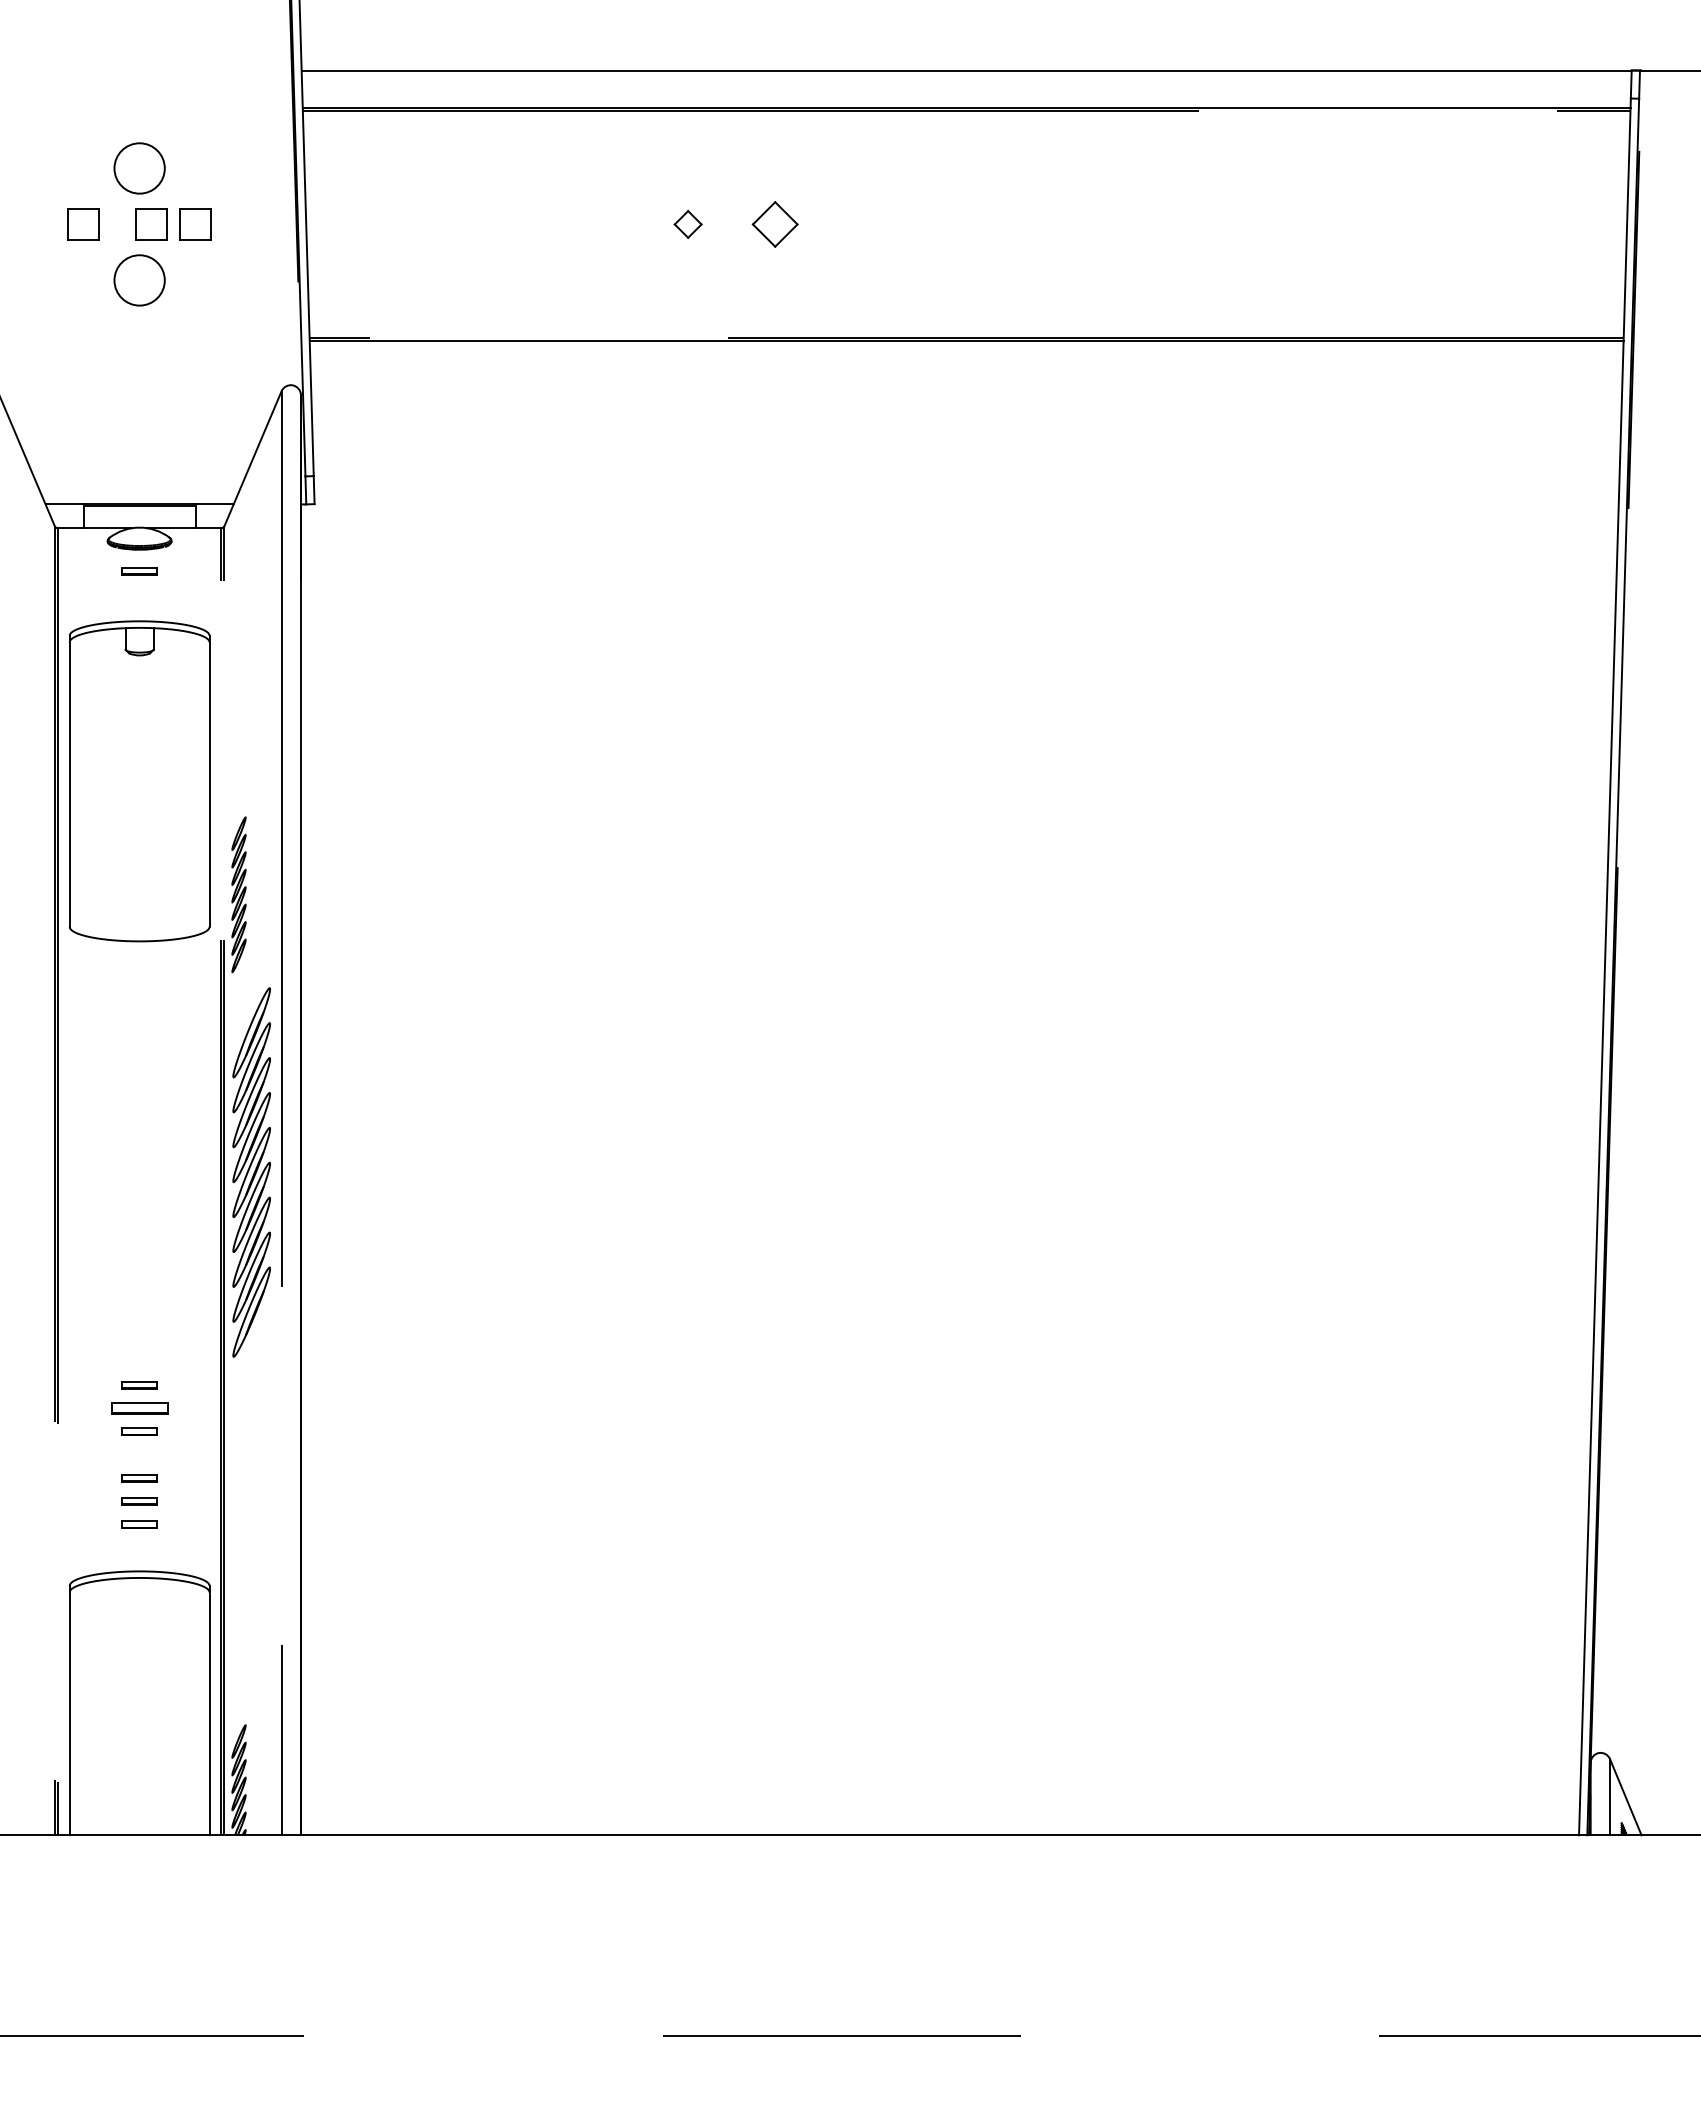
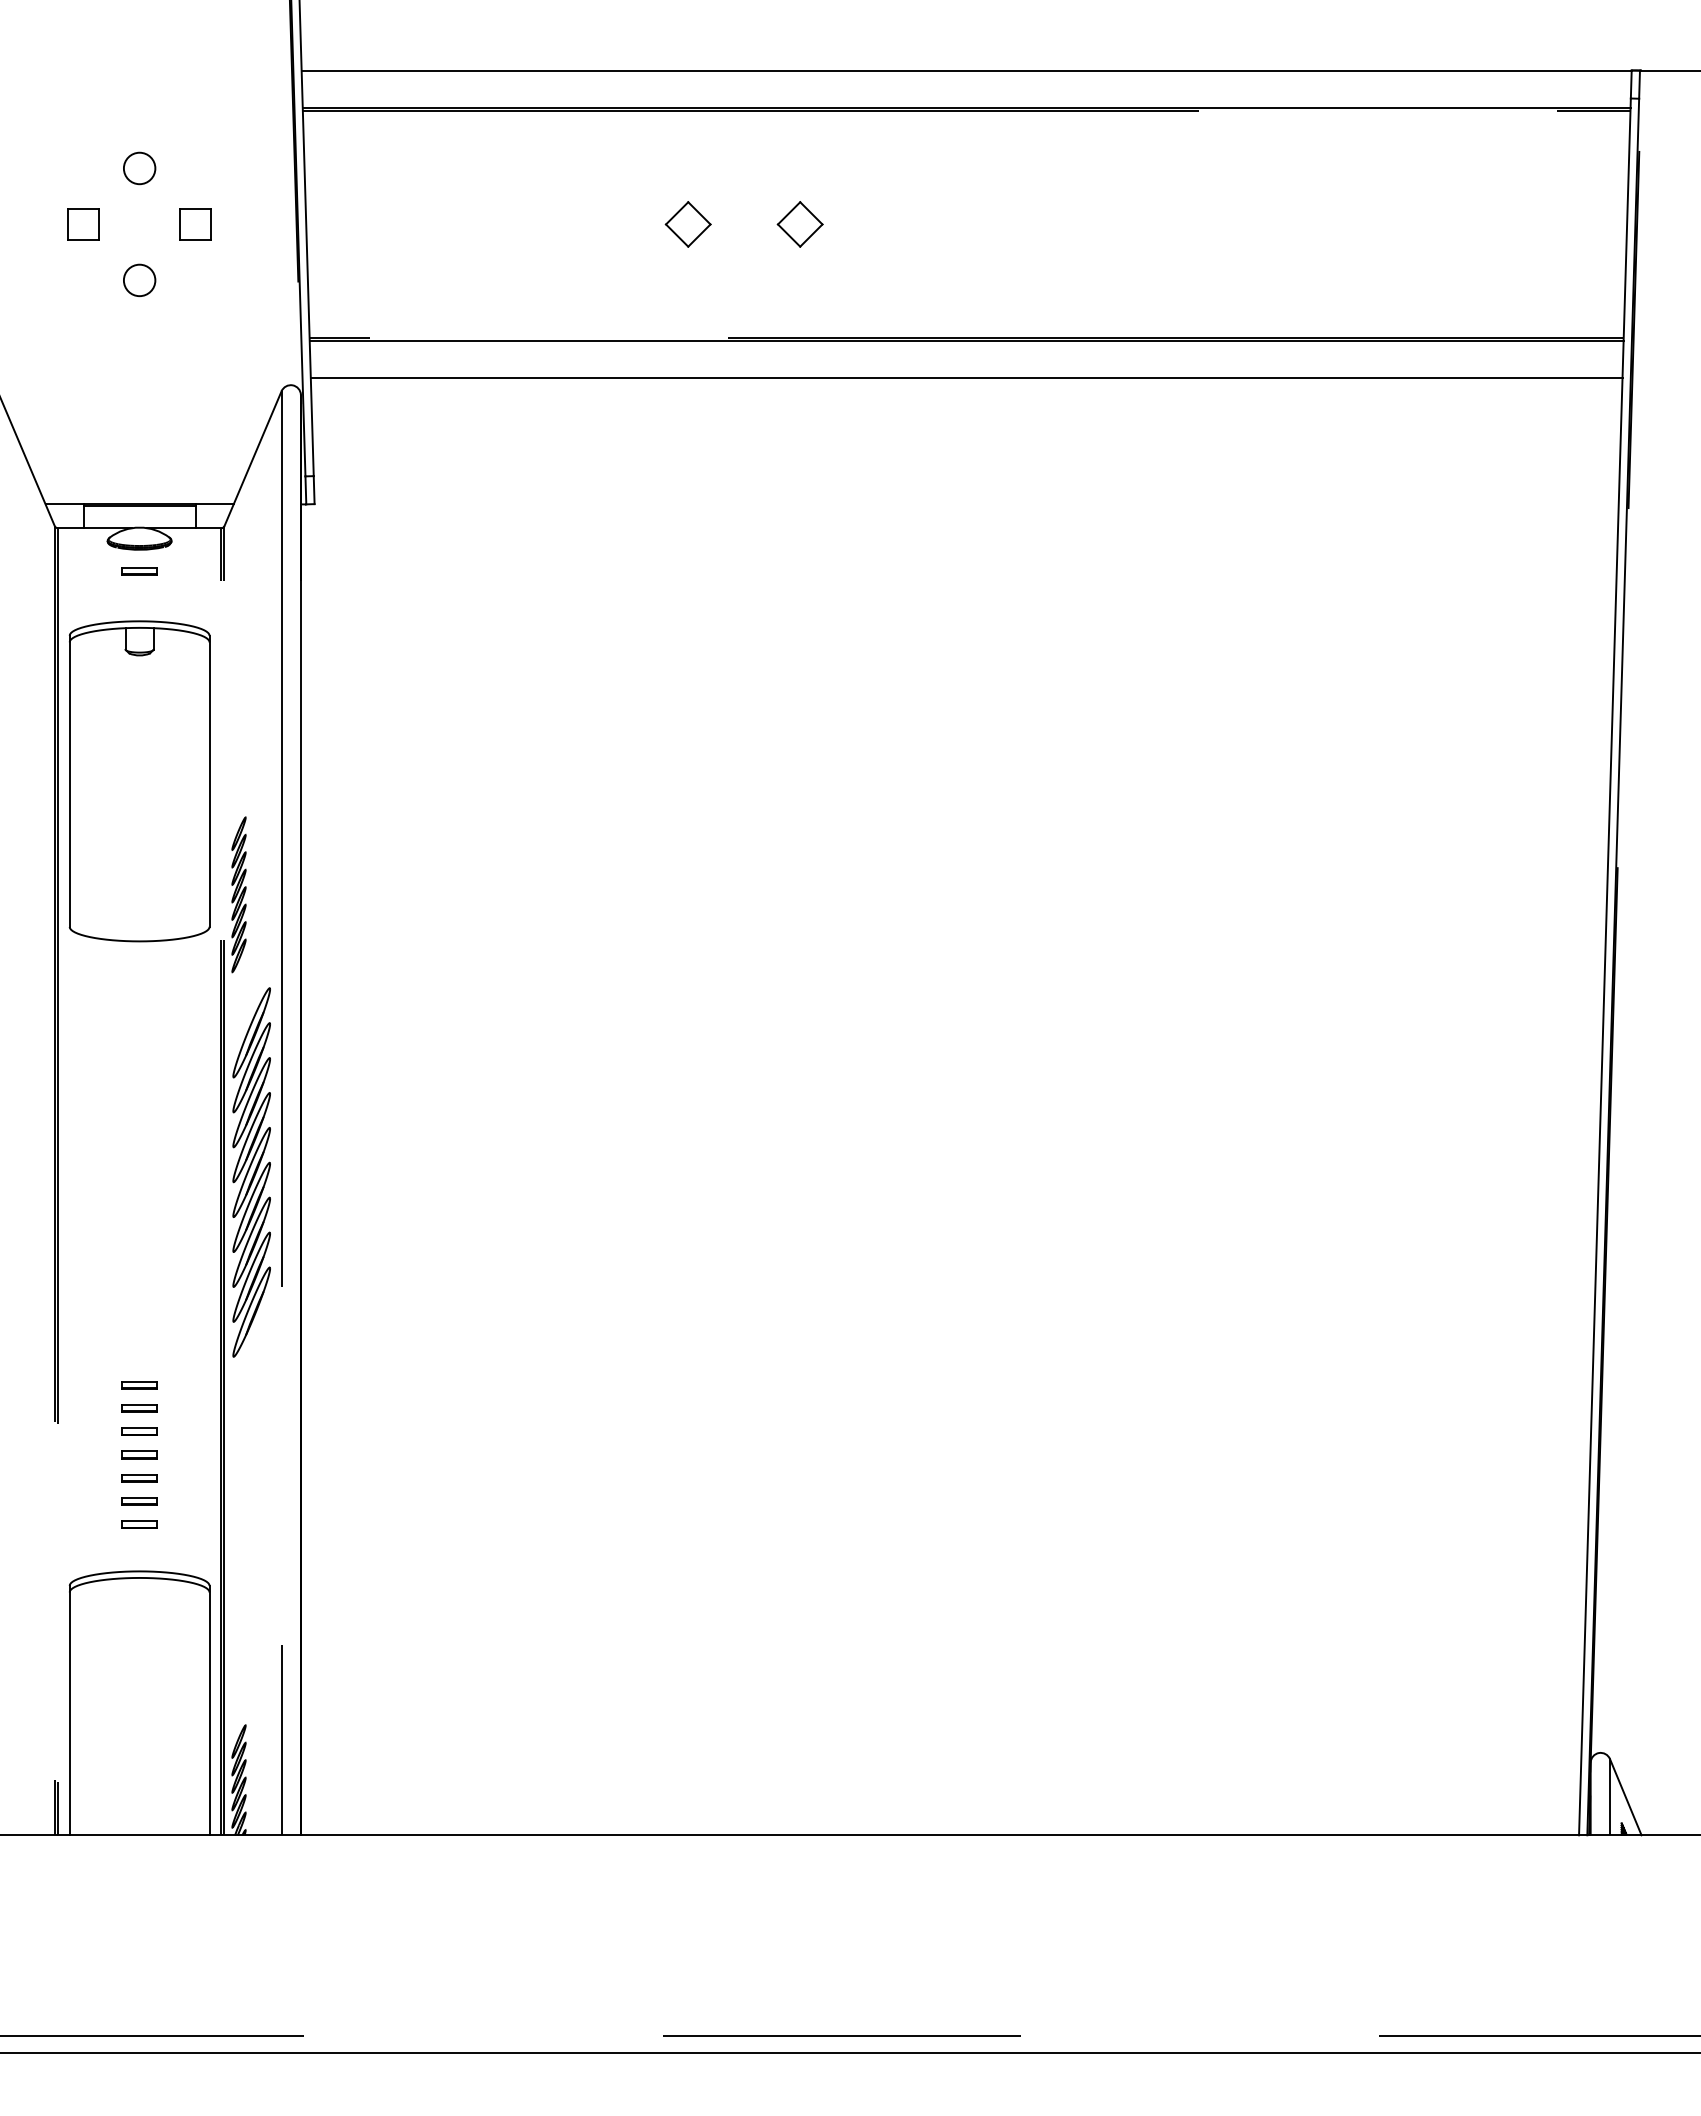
circle diameter: 50 px -> 31 px (139, 168)
part: present -> none (151, 224)
part size: 30x29 px -> 48x47 px (687, 224)
part position: (774, 224) -> (799, 224) (799, 224)
circle diameter: 50 px -> 31 px (139, 280)
line: none -> present (966, 378)
part size: 58x13 px -> 37x9 px (139, 1408)
part: none -> present (139, 1454)
line: none -> present (849, 2052)
